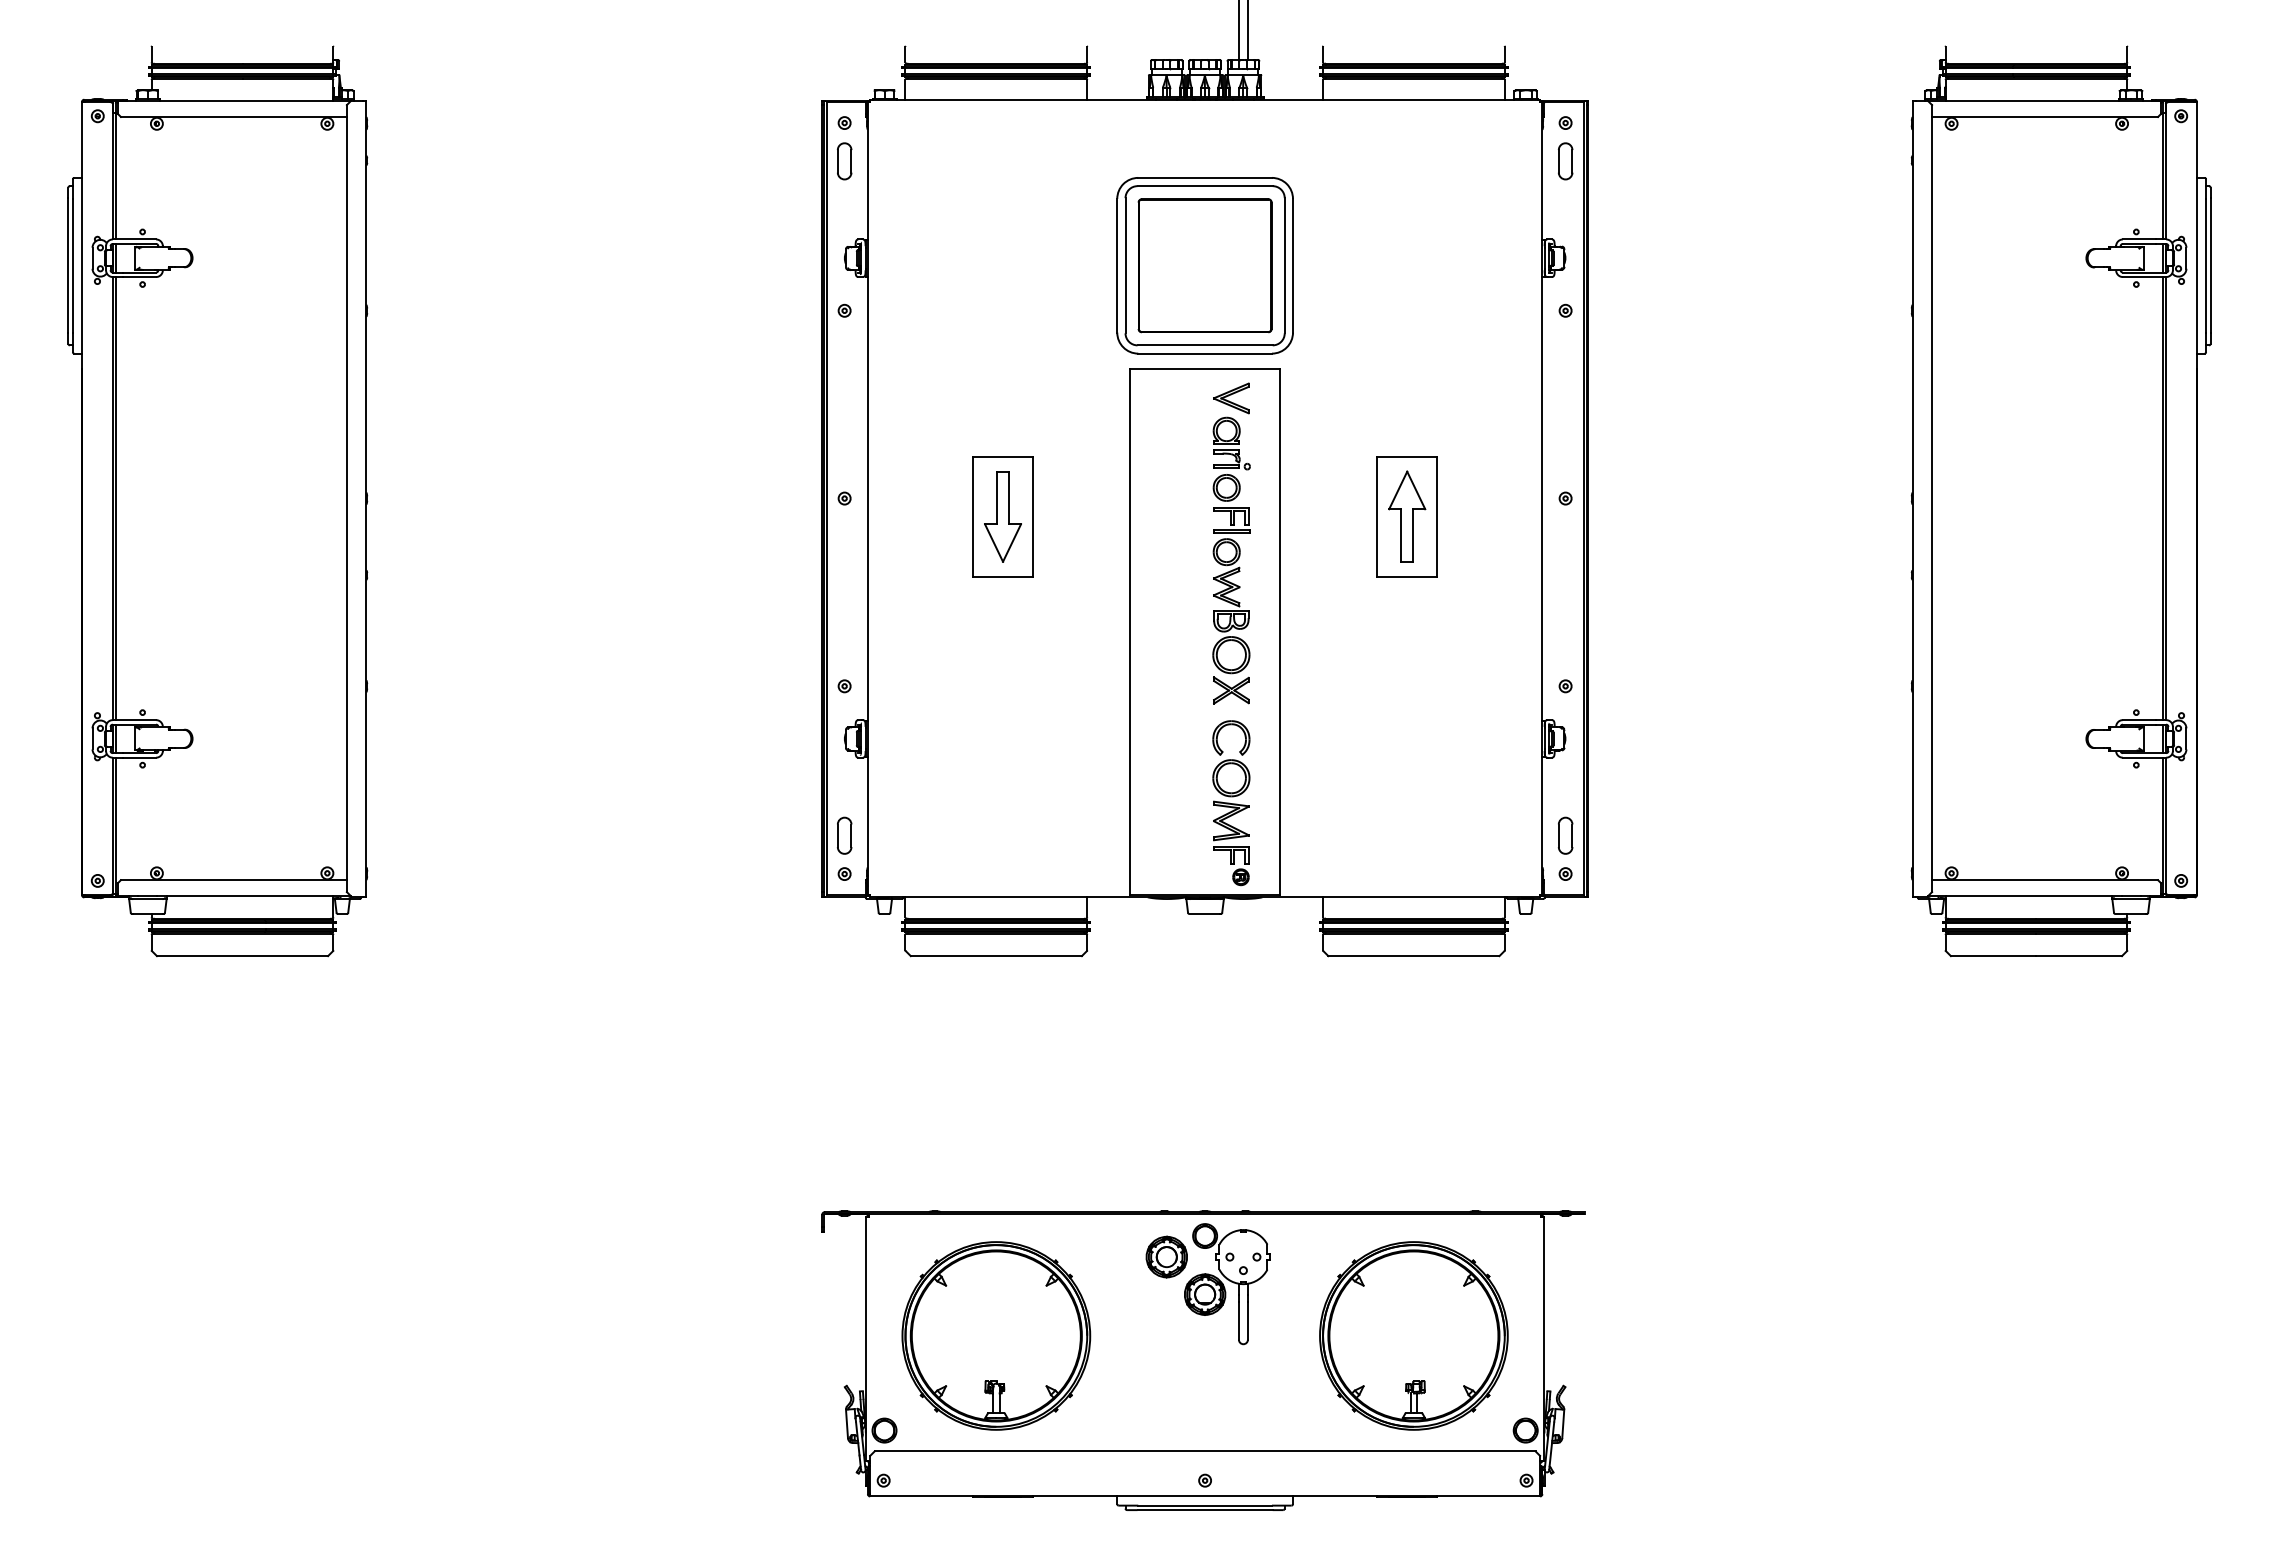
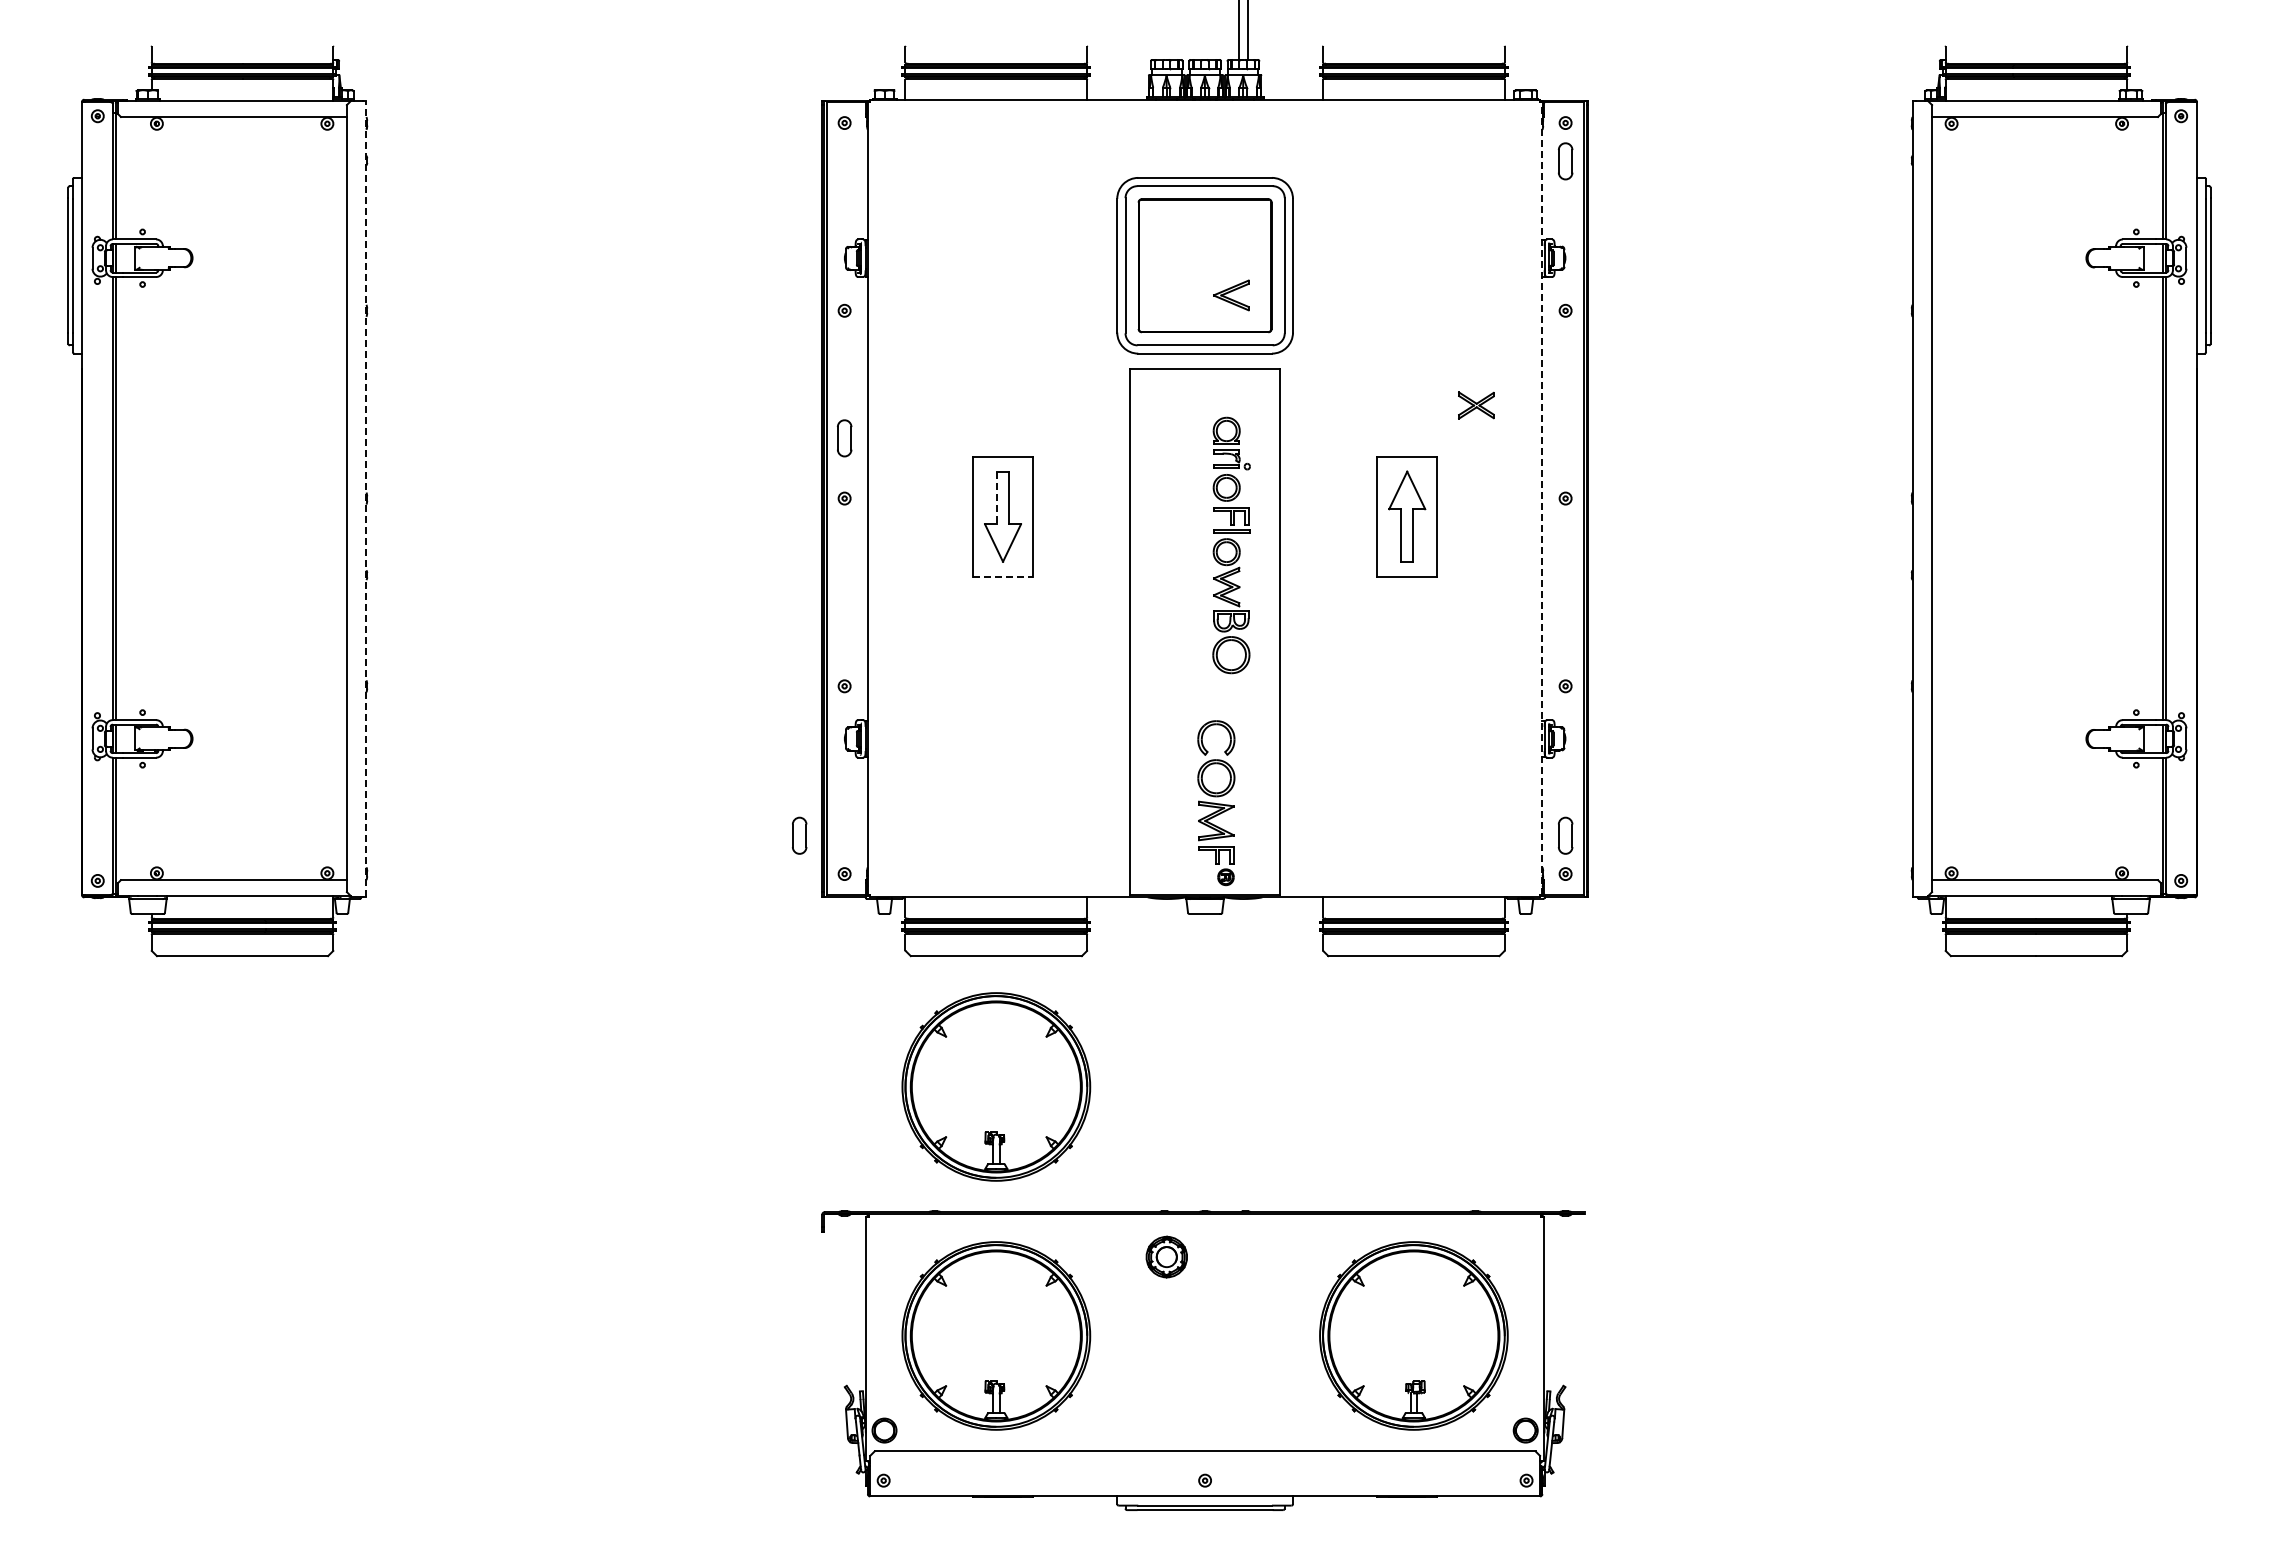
part position: (844, 161) -> (844, 438) (844, 438)
part position: (1231, 398) -> (1231, 295) (1231, 295)
line: solid -> dashed (366, 498)
line: solid -> dashed (997, 498)
line: solid -> dashed (1542, 498)
line: solid -> dashed (1003, 576)
part position: (1231, 690) -> (1476, 405) (1476, 405)
part position: (1231, 803) -> (1216, 803) (1216, 803)
part position: (844, 835) -> (799, 835) (799, 835)
part: none -> present (996, 1086)
part: present -> none (1227, 1284)
